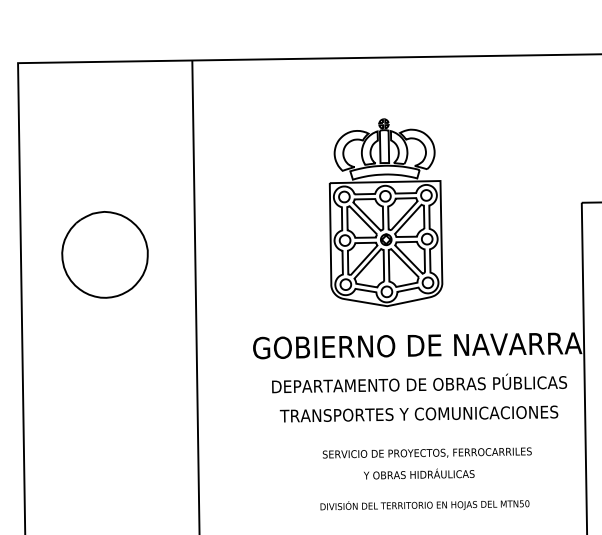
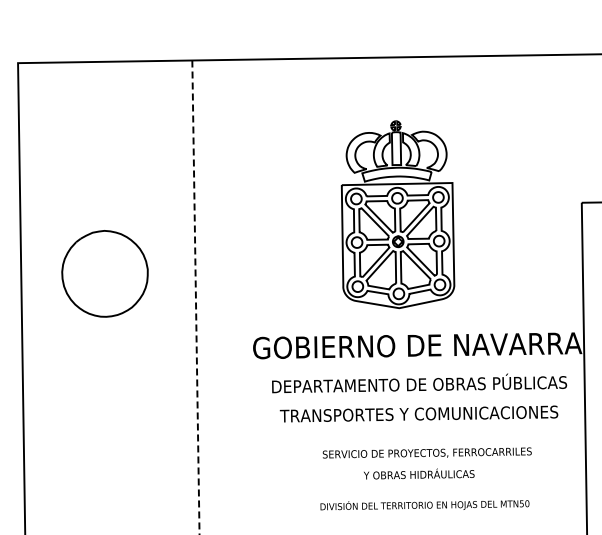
part position: (385, 212) -> (397, 214) (397, 214)
part position: (104, 254) -> (104, 273) (104, 273)
line: solid -> dashed (195, 297)
